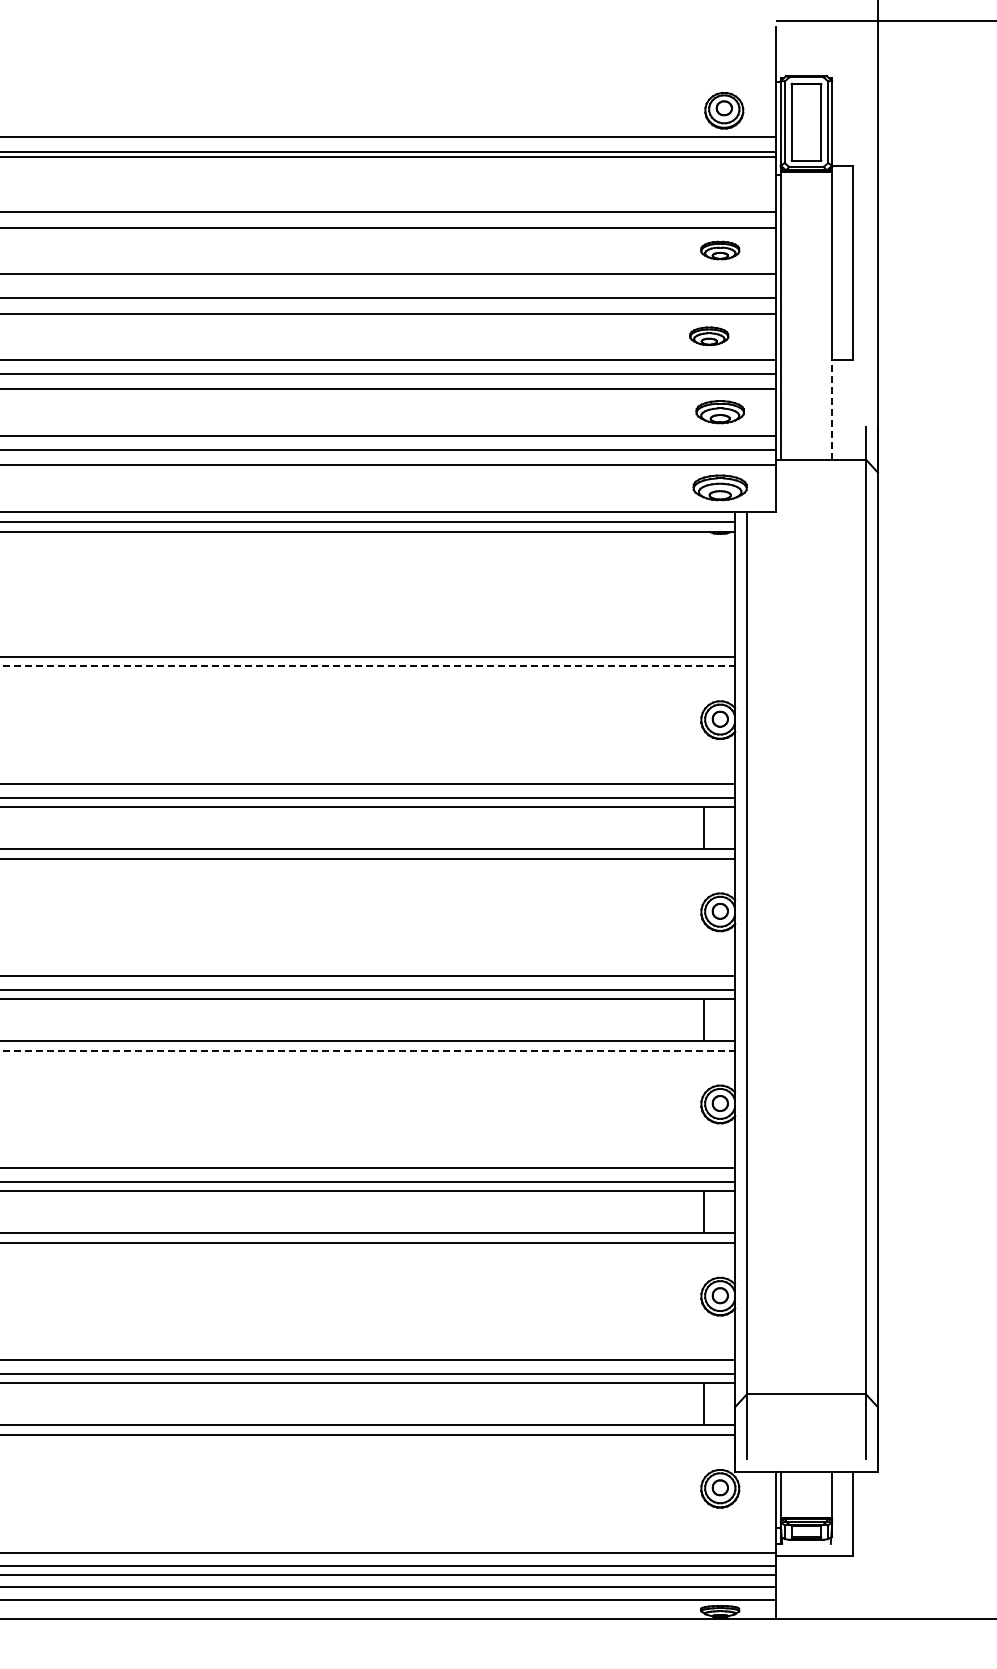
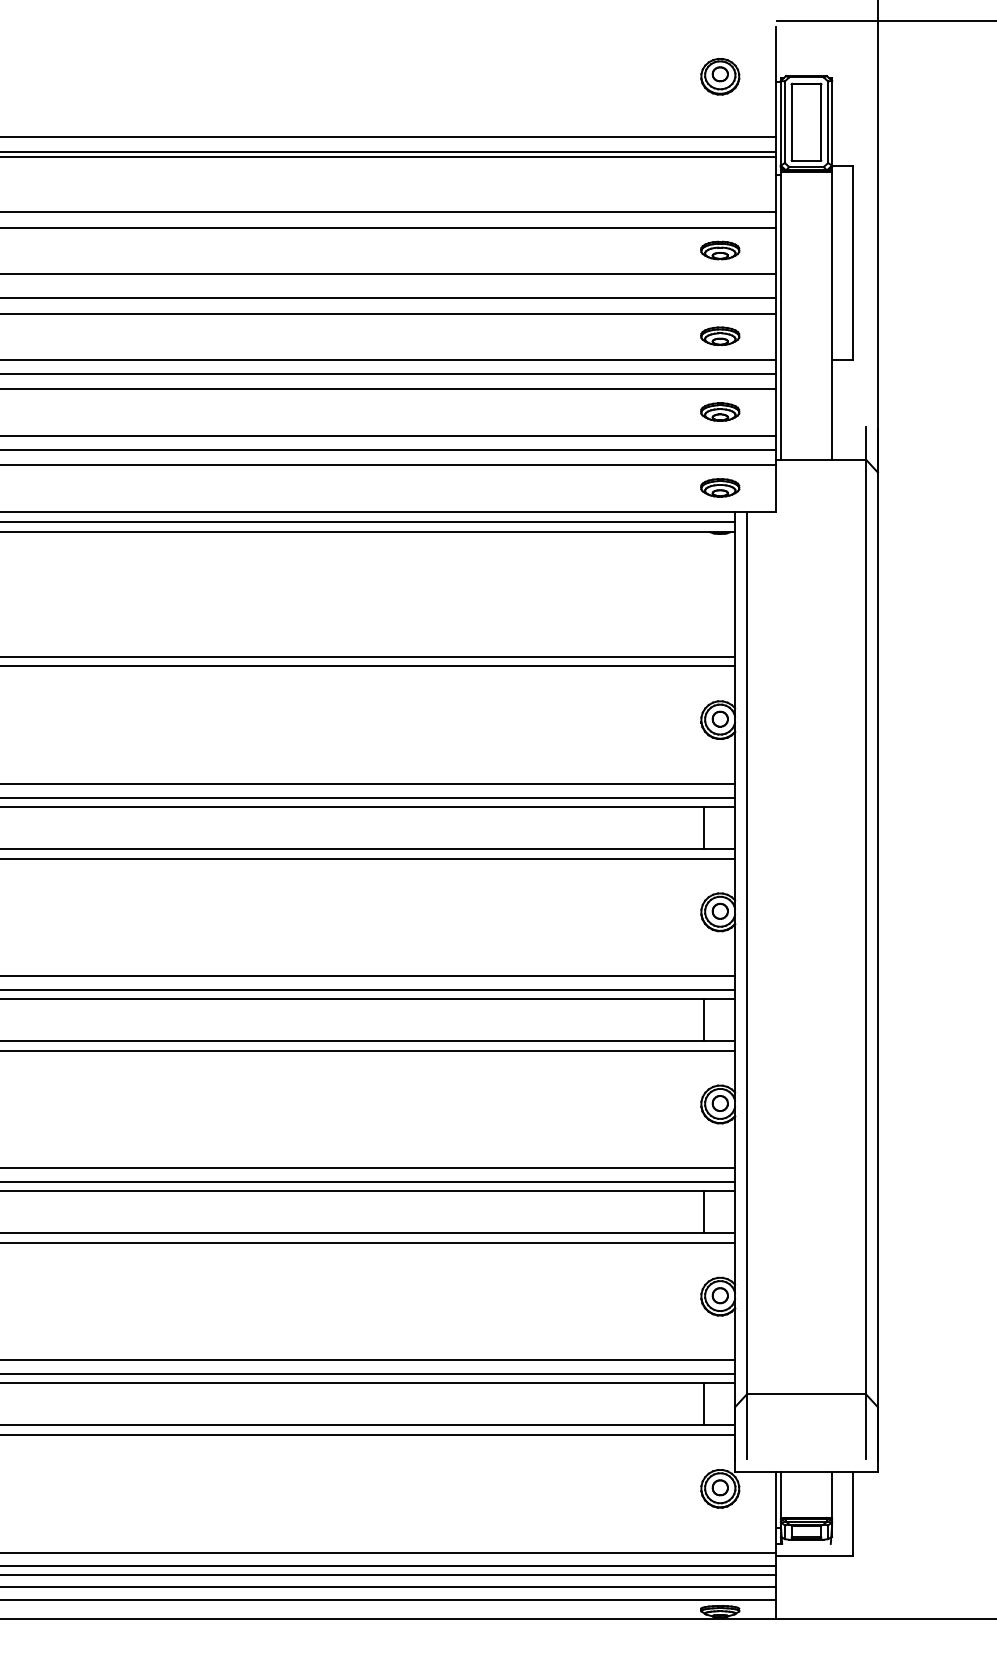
part position: (724, 110) -> (720, 76) (720, 76)
part position: (709, 336) -> (720, 336) (720, 336)
line: dashed -> solid (832, 409)
part size: 50x25 px -> 41x20 px (720, 411)
part size: 56x28 px -> 41x20 px (720, 487)
line: dashed -> solid (368, 666)
line: dashed -> solid (368, 1050)
